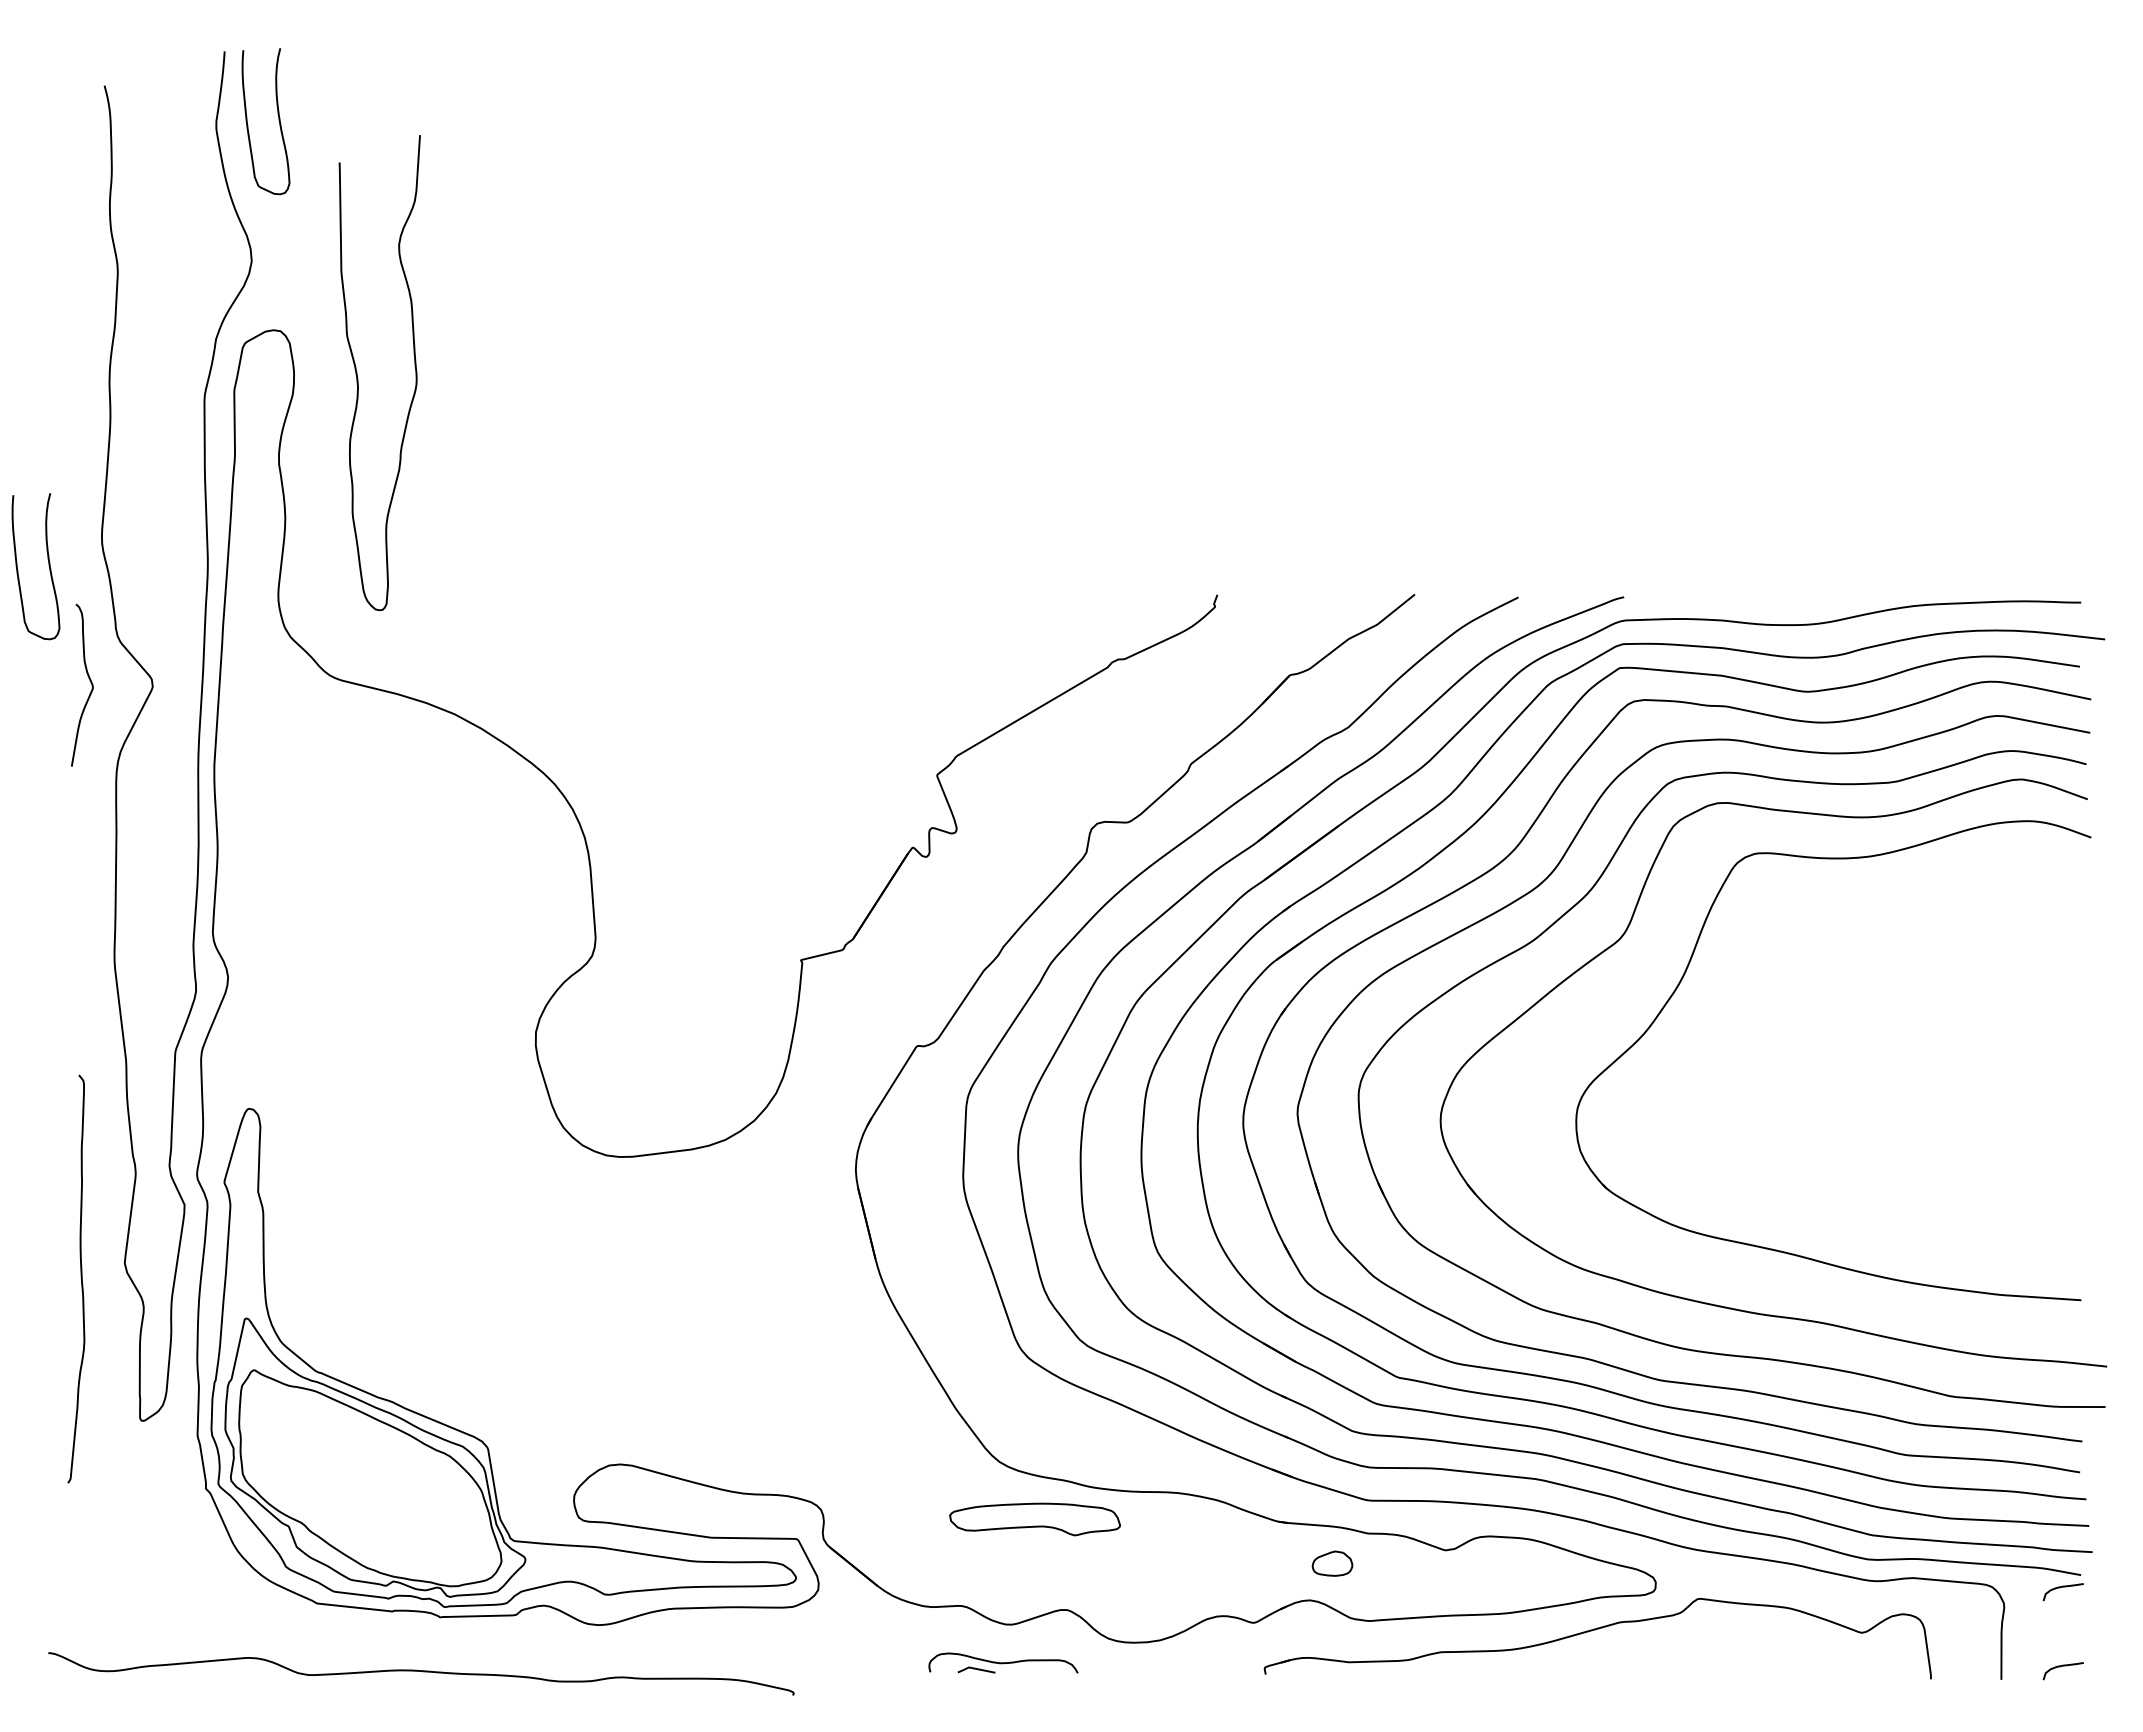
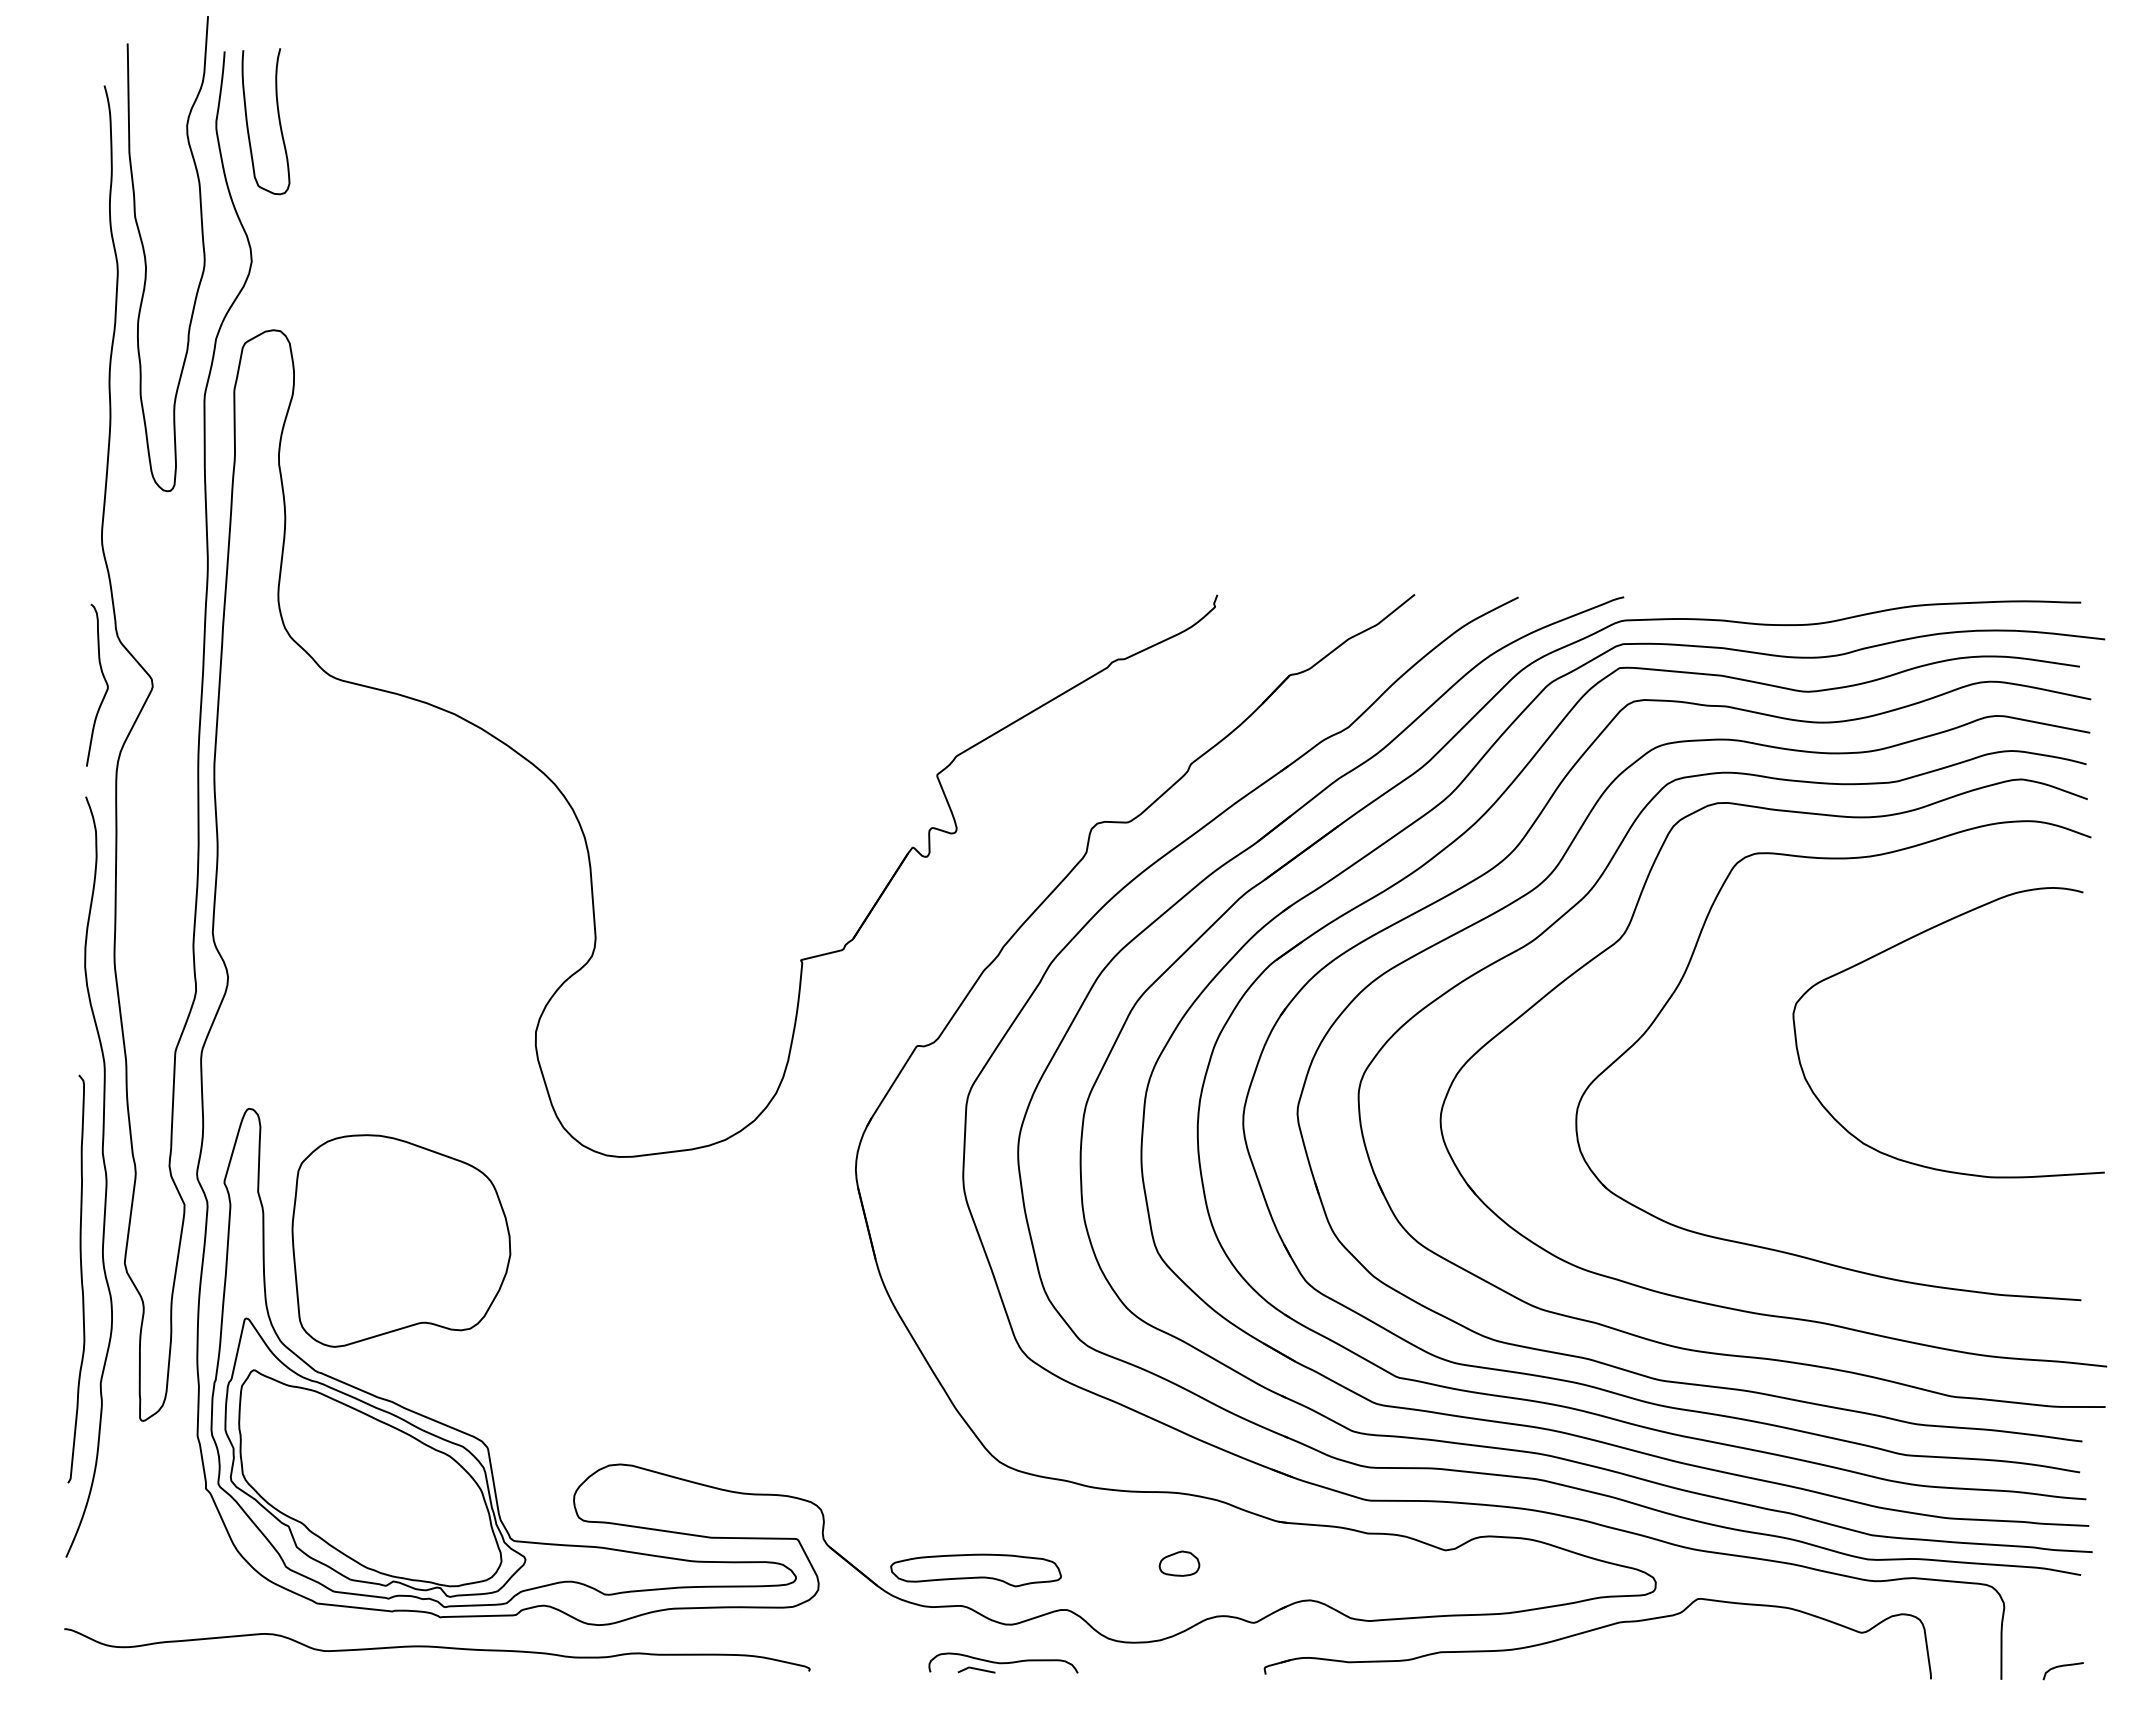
curve position: (358, 378) -> (146, 259) (146, 259)
curve: present -> none (48, 565)
curve position: (89, 680) -> (104, 680) (104, 680)
curve: none -> present (1904, 942)
part: none -> present (104, 1171)
part: none -> present (401, 1240)
part position: (1034, 1519) -> (975, 1570) (975, 1570)
part position: (1332, 1563) -> (1179, 1563) (1179, 1563)
curve: present -> none (2060, 1588)
curve position: (422, 1672) -> (438, 1648) (438, 1648)
